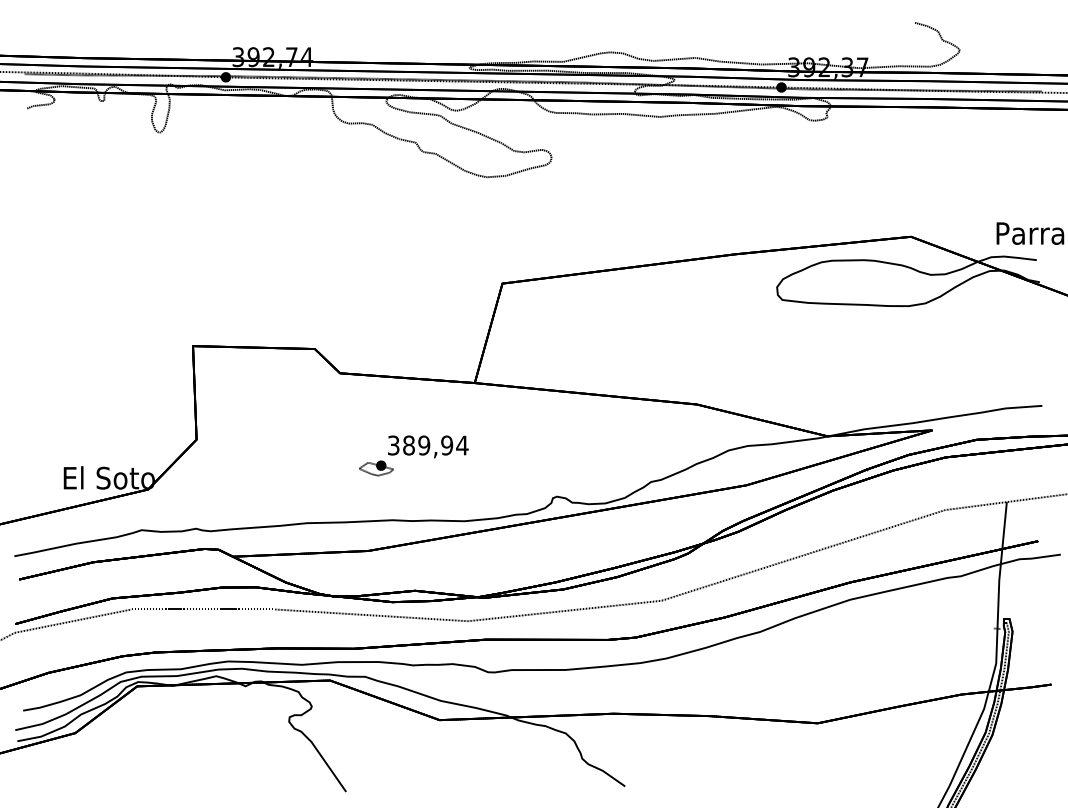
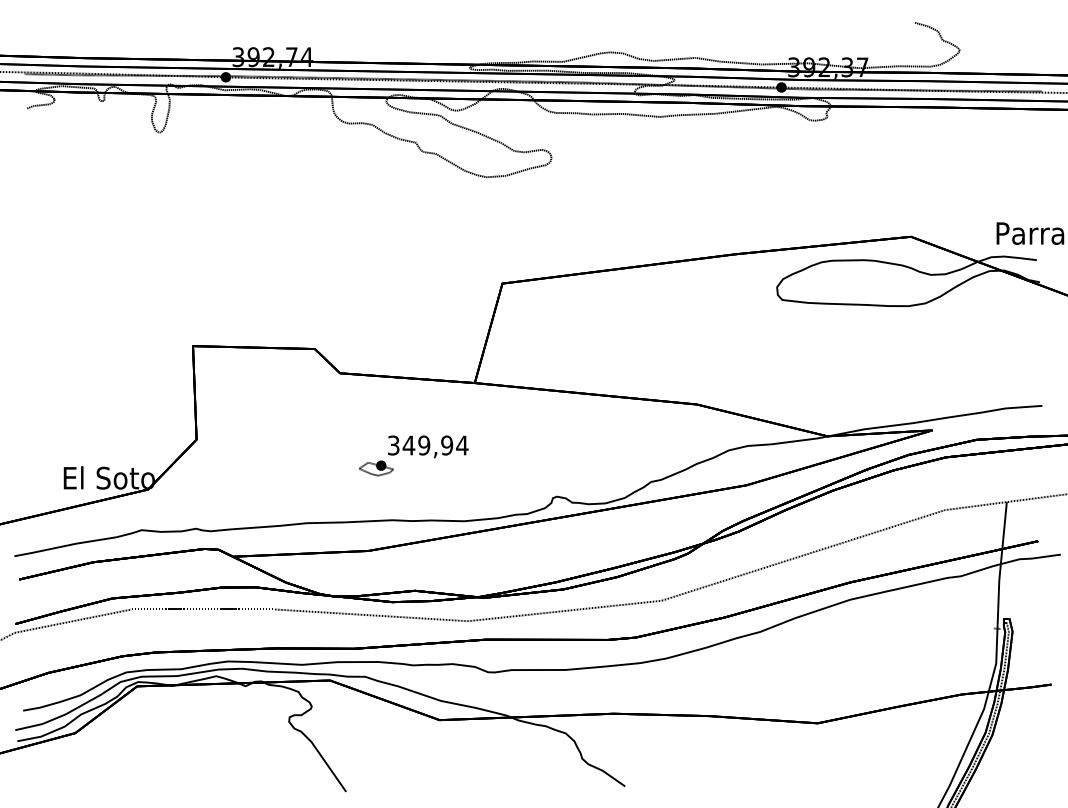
text: 389,94 -> 349,94 (408, 445)
